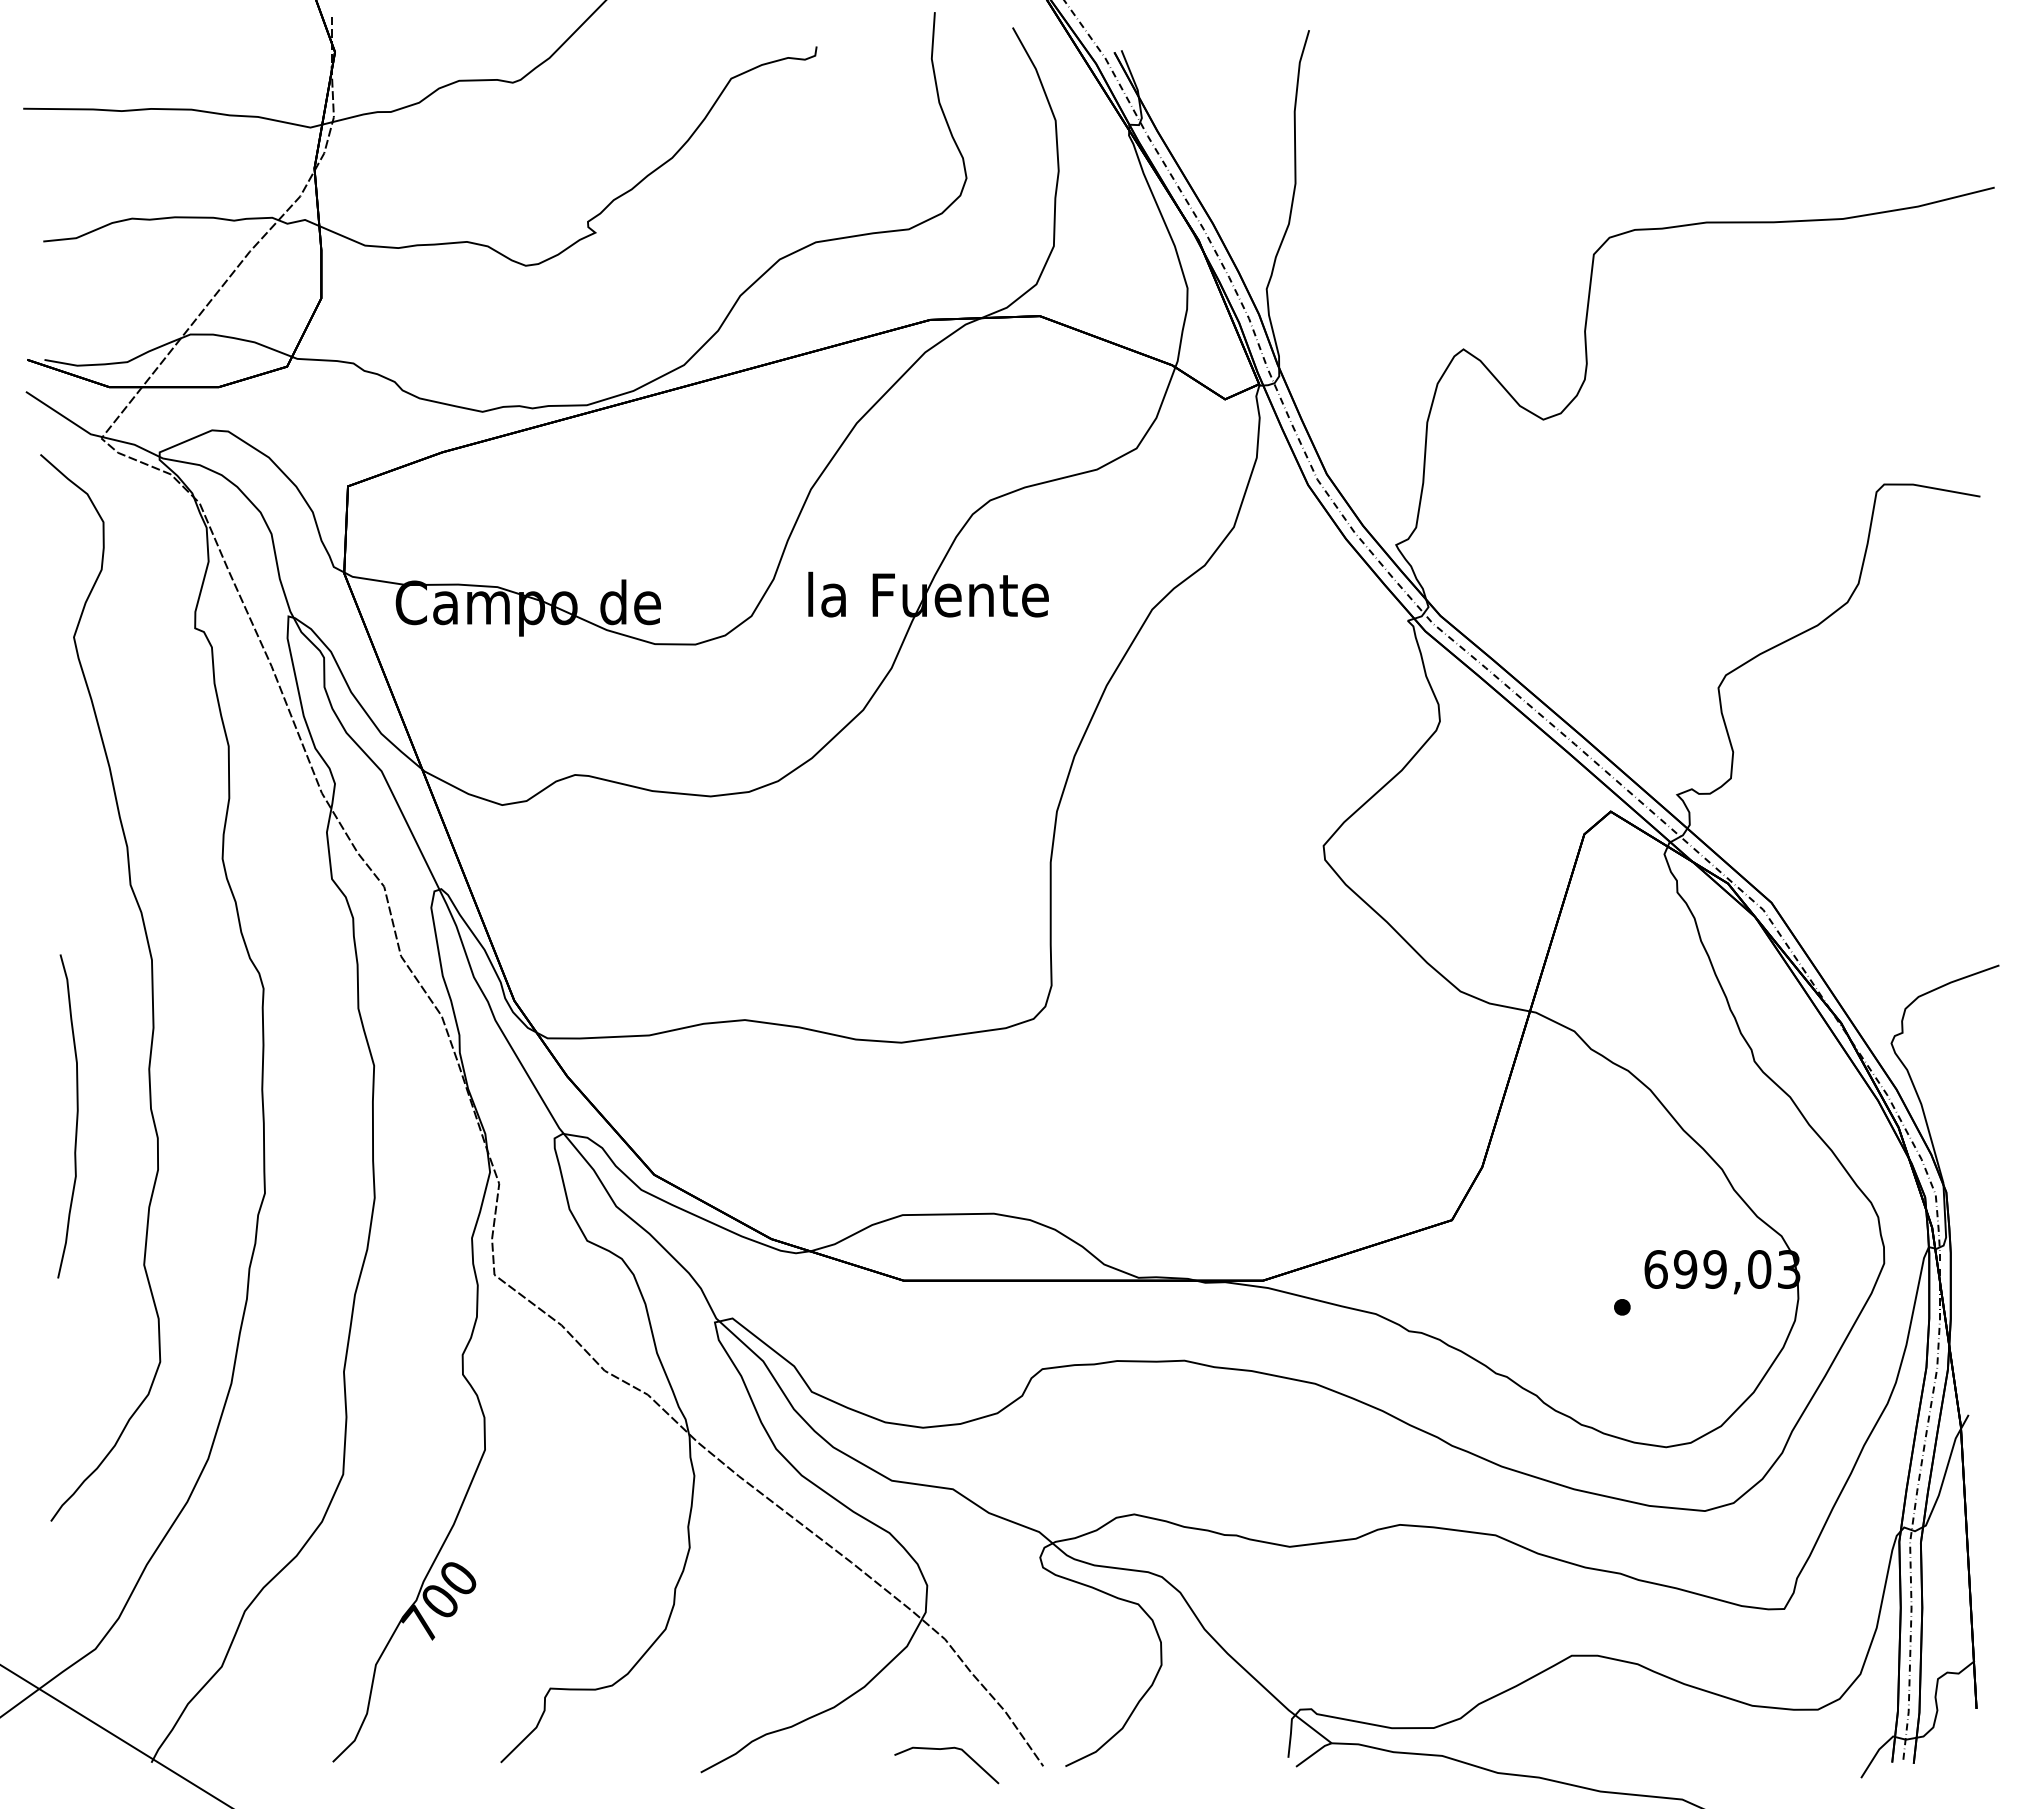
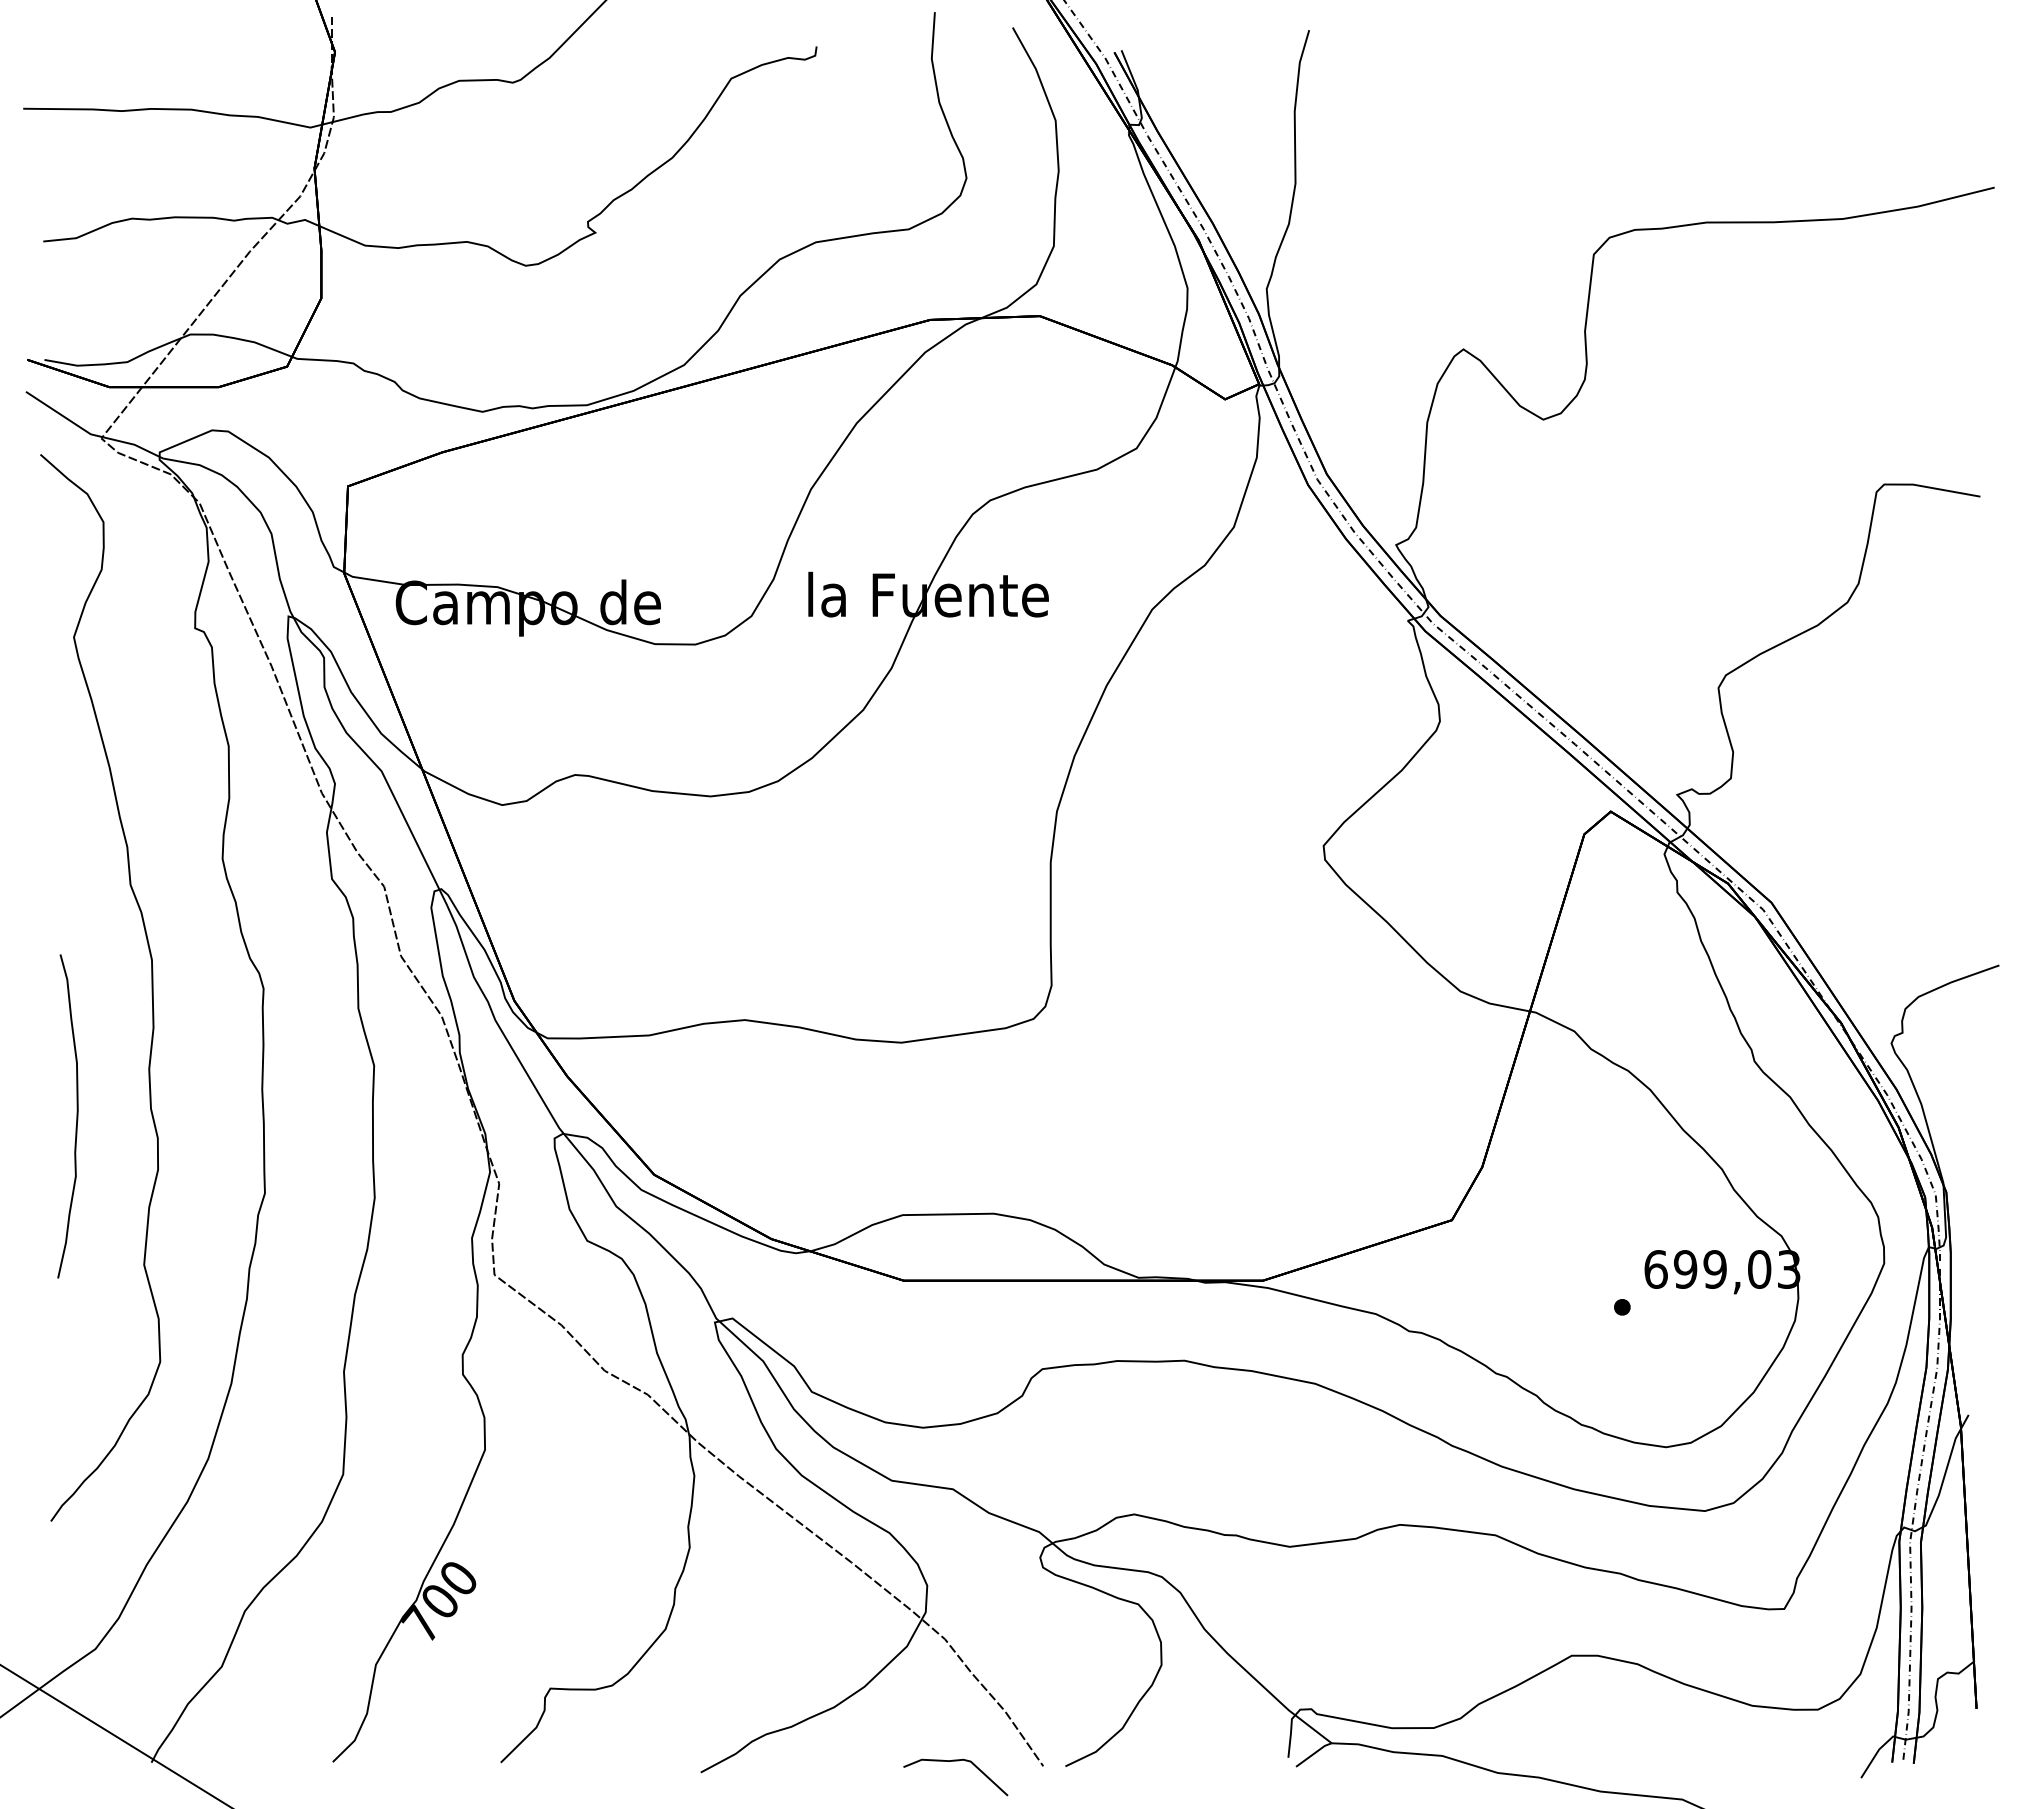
curve position: (946, 1749) -> (955, 1761) (955, 1761)
